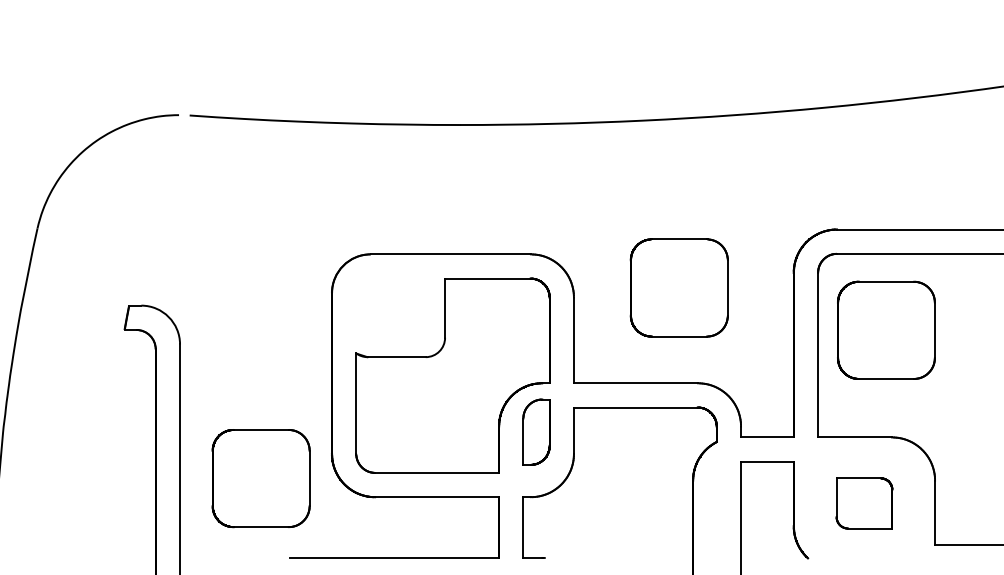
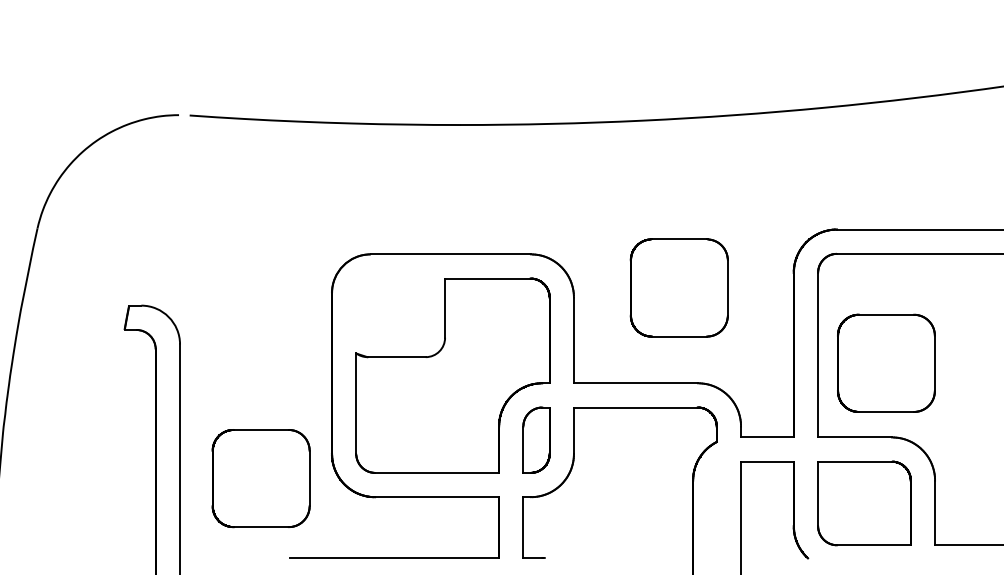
part position: (886, 329) -> (886, 362) (886, 362)
part position: (536, 431) -> (536, 439) (536, 439)
part size: 59x53 px -> 95x87 px (864, 503)
